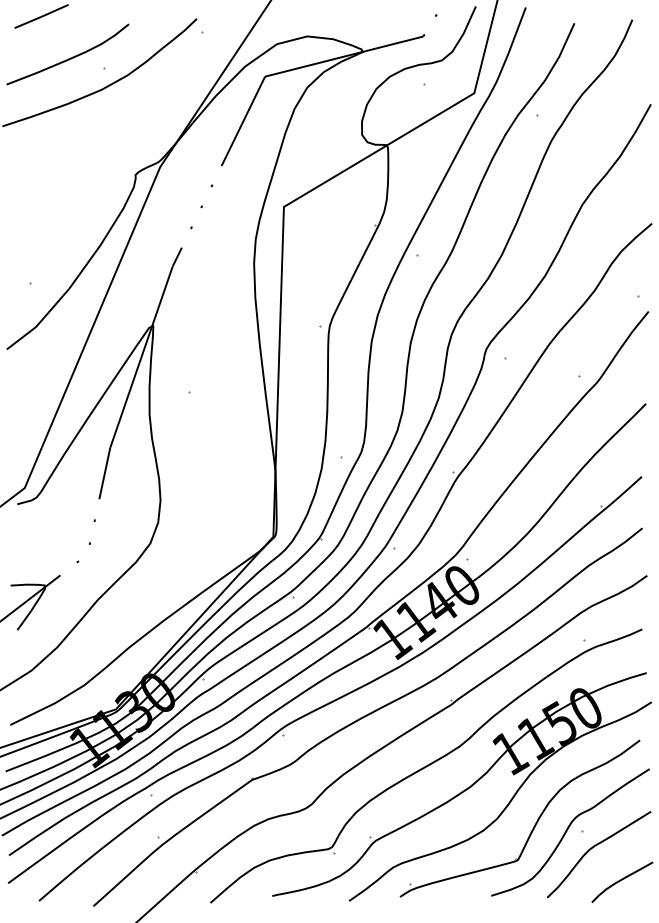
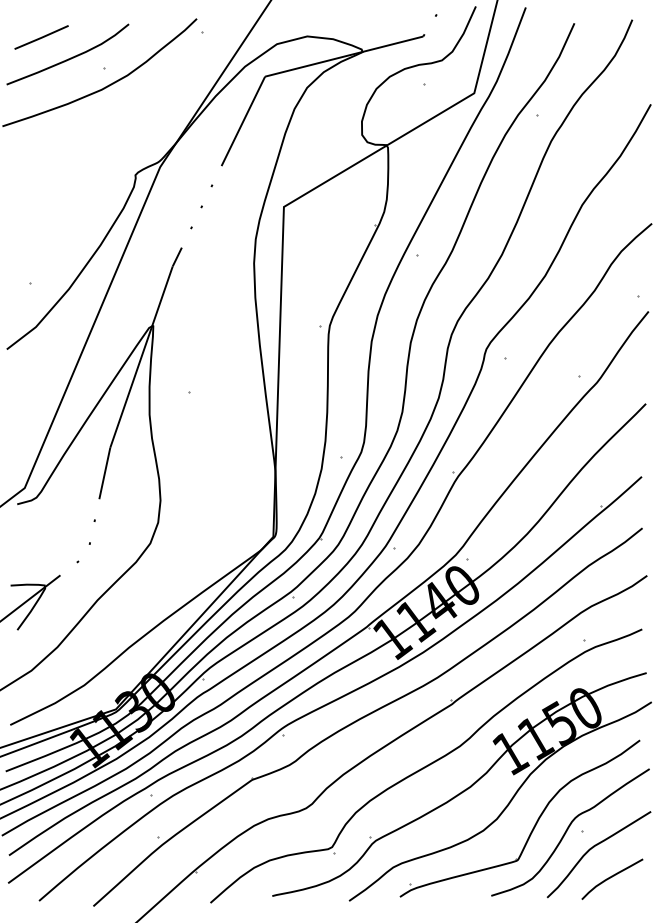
line position: (41, 16) -> (41, 37) (41, 37)
curve position: (622, 880) -> (612, 877) (612, 877)
